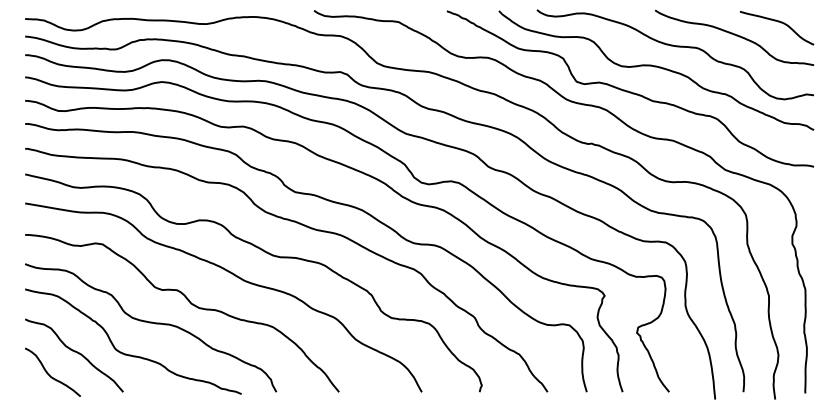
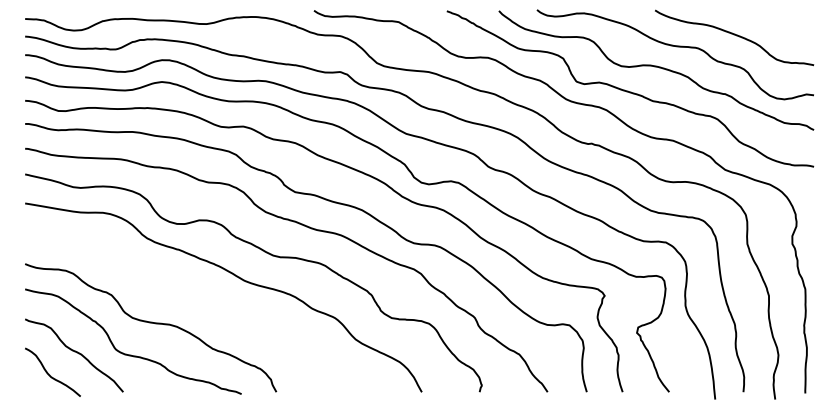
curve: present -> none (778, 22)
curve: present -> none (190, 304)
